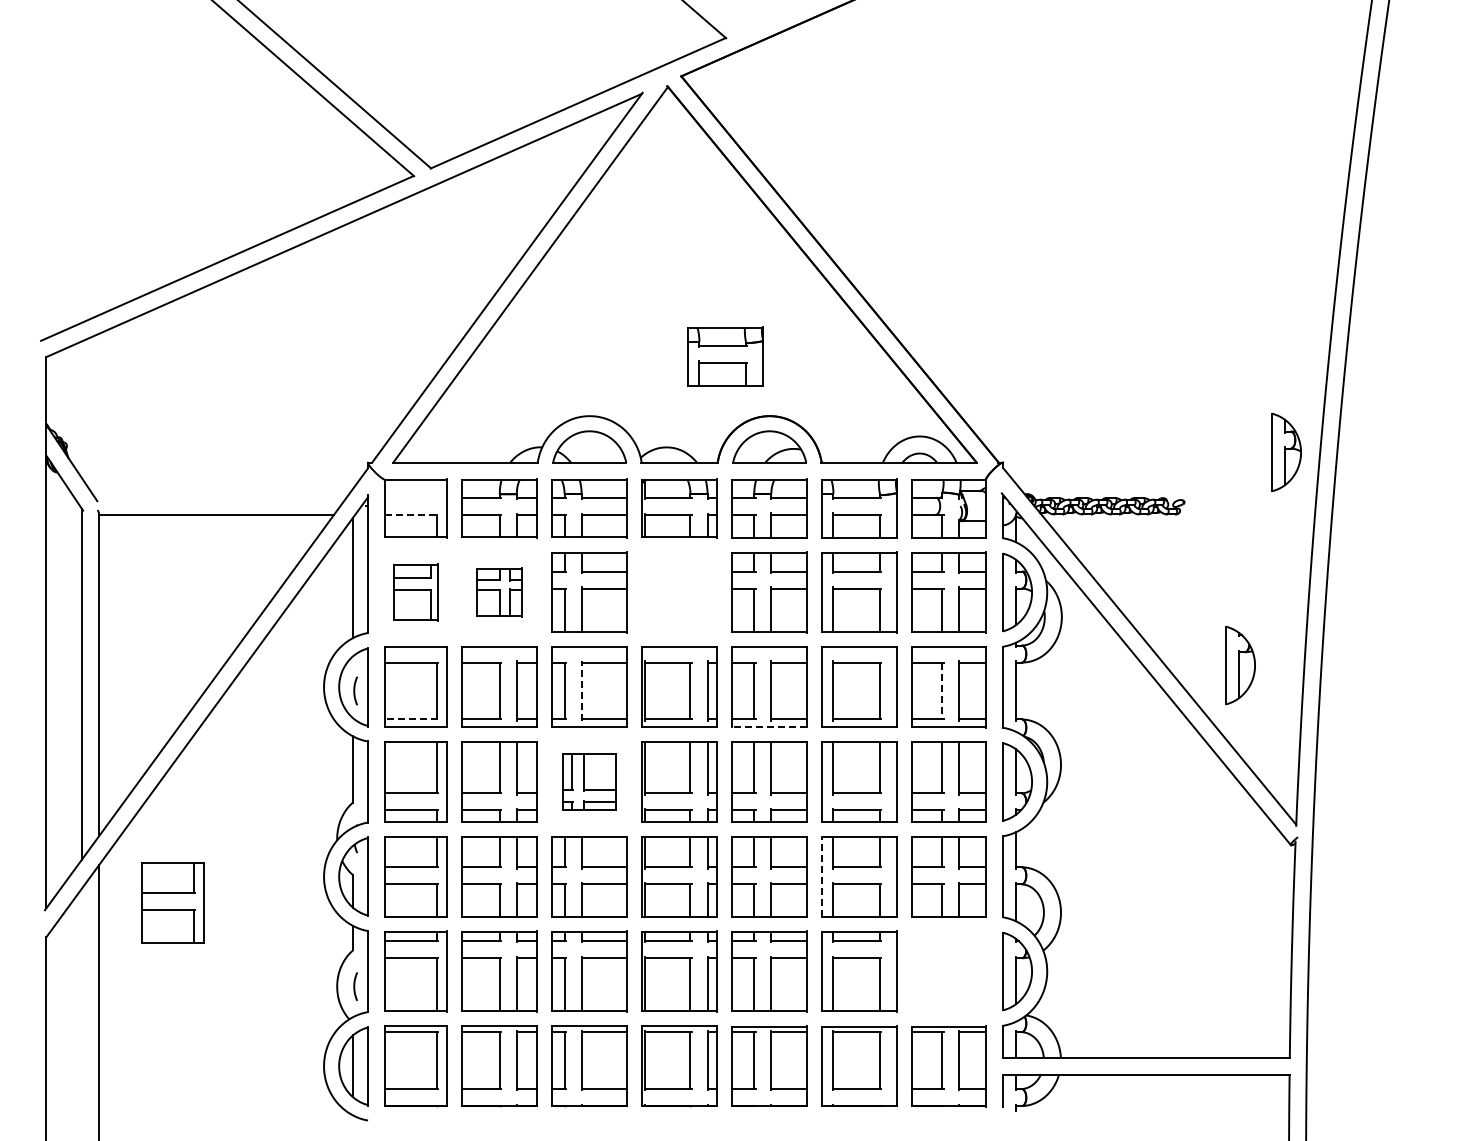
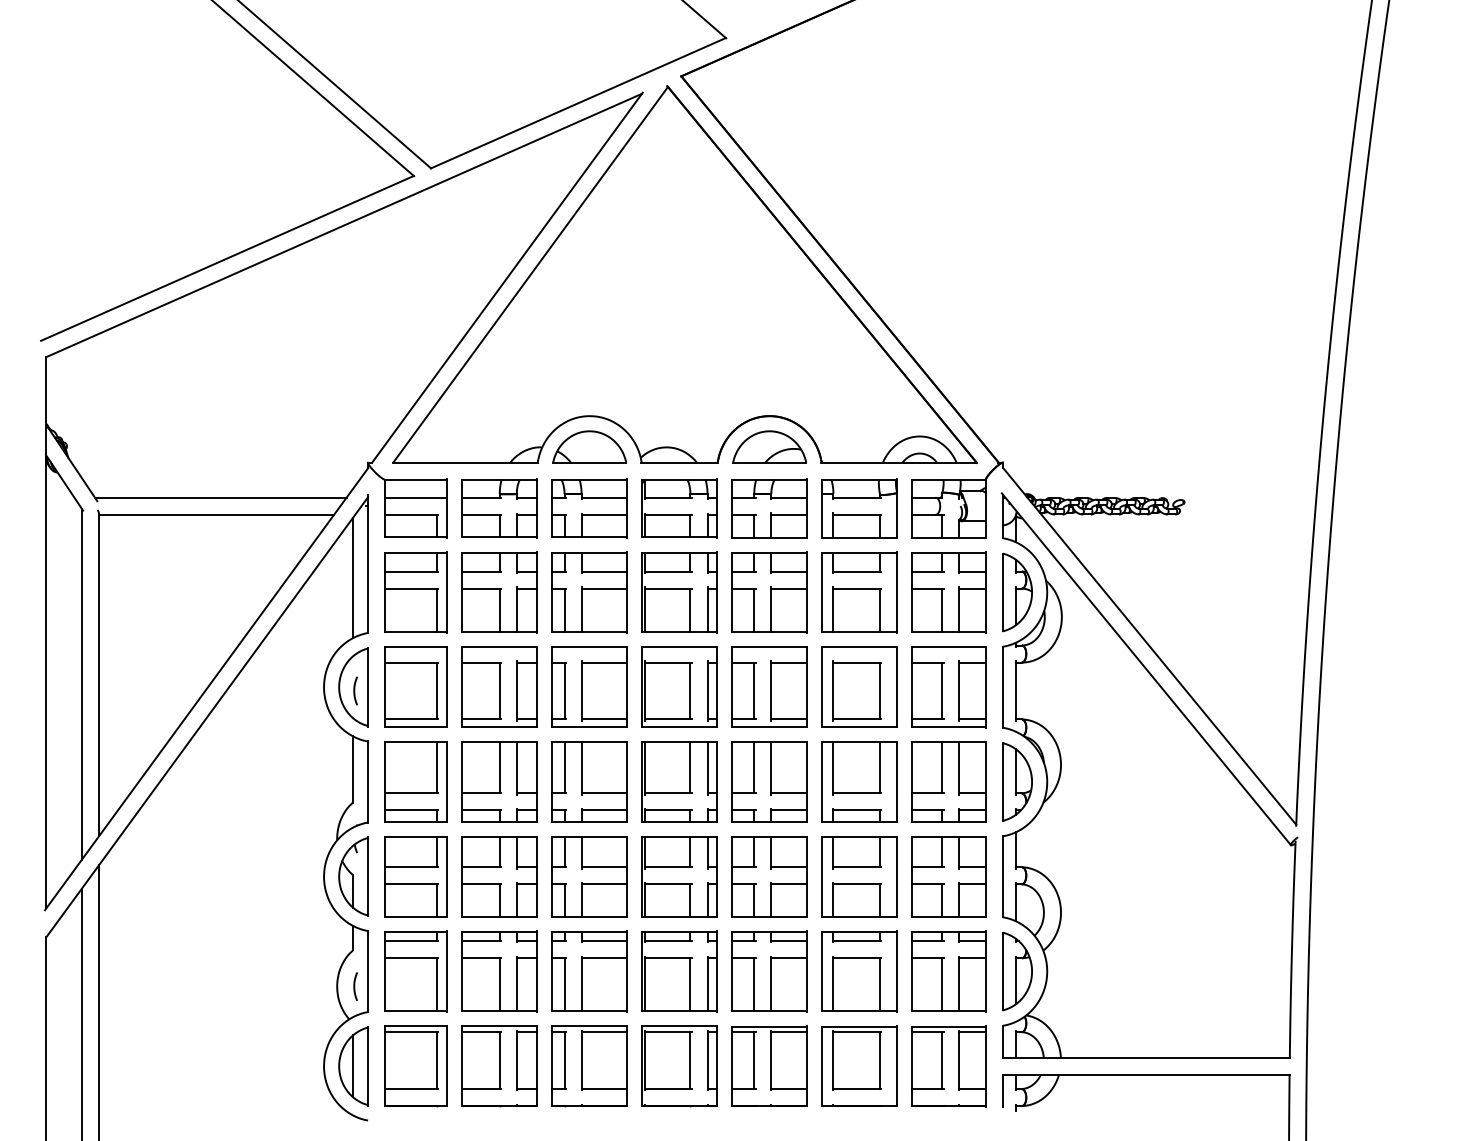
part: present -> none (725, 356)
part: present -> none (1286, 452)
line: none -> present (220, 497)
line: none -> present (416, 497)
line: dashed -> solid (412, 514)
part size: 46x59 px -> 64x83 px (415, 592)
part size: 47x51 px -> 77x83 px (499, 592)
part: none -> present (679, 592)
part: present -> none (1240, 665)
line: dashed -> solid (581, 691)
line: dashed -> solid (942, 691)
line: dashed -> solid (411, 719)
line: dashed -> solid (769, 727)
part size: 55x58 px -> 77x82 px (589, 781)
line: dashed -> solid (822, 876)
part: present -> none (172, 902)
part: none -> present (948, 971)
line: none -> present (81, 1012)
